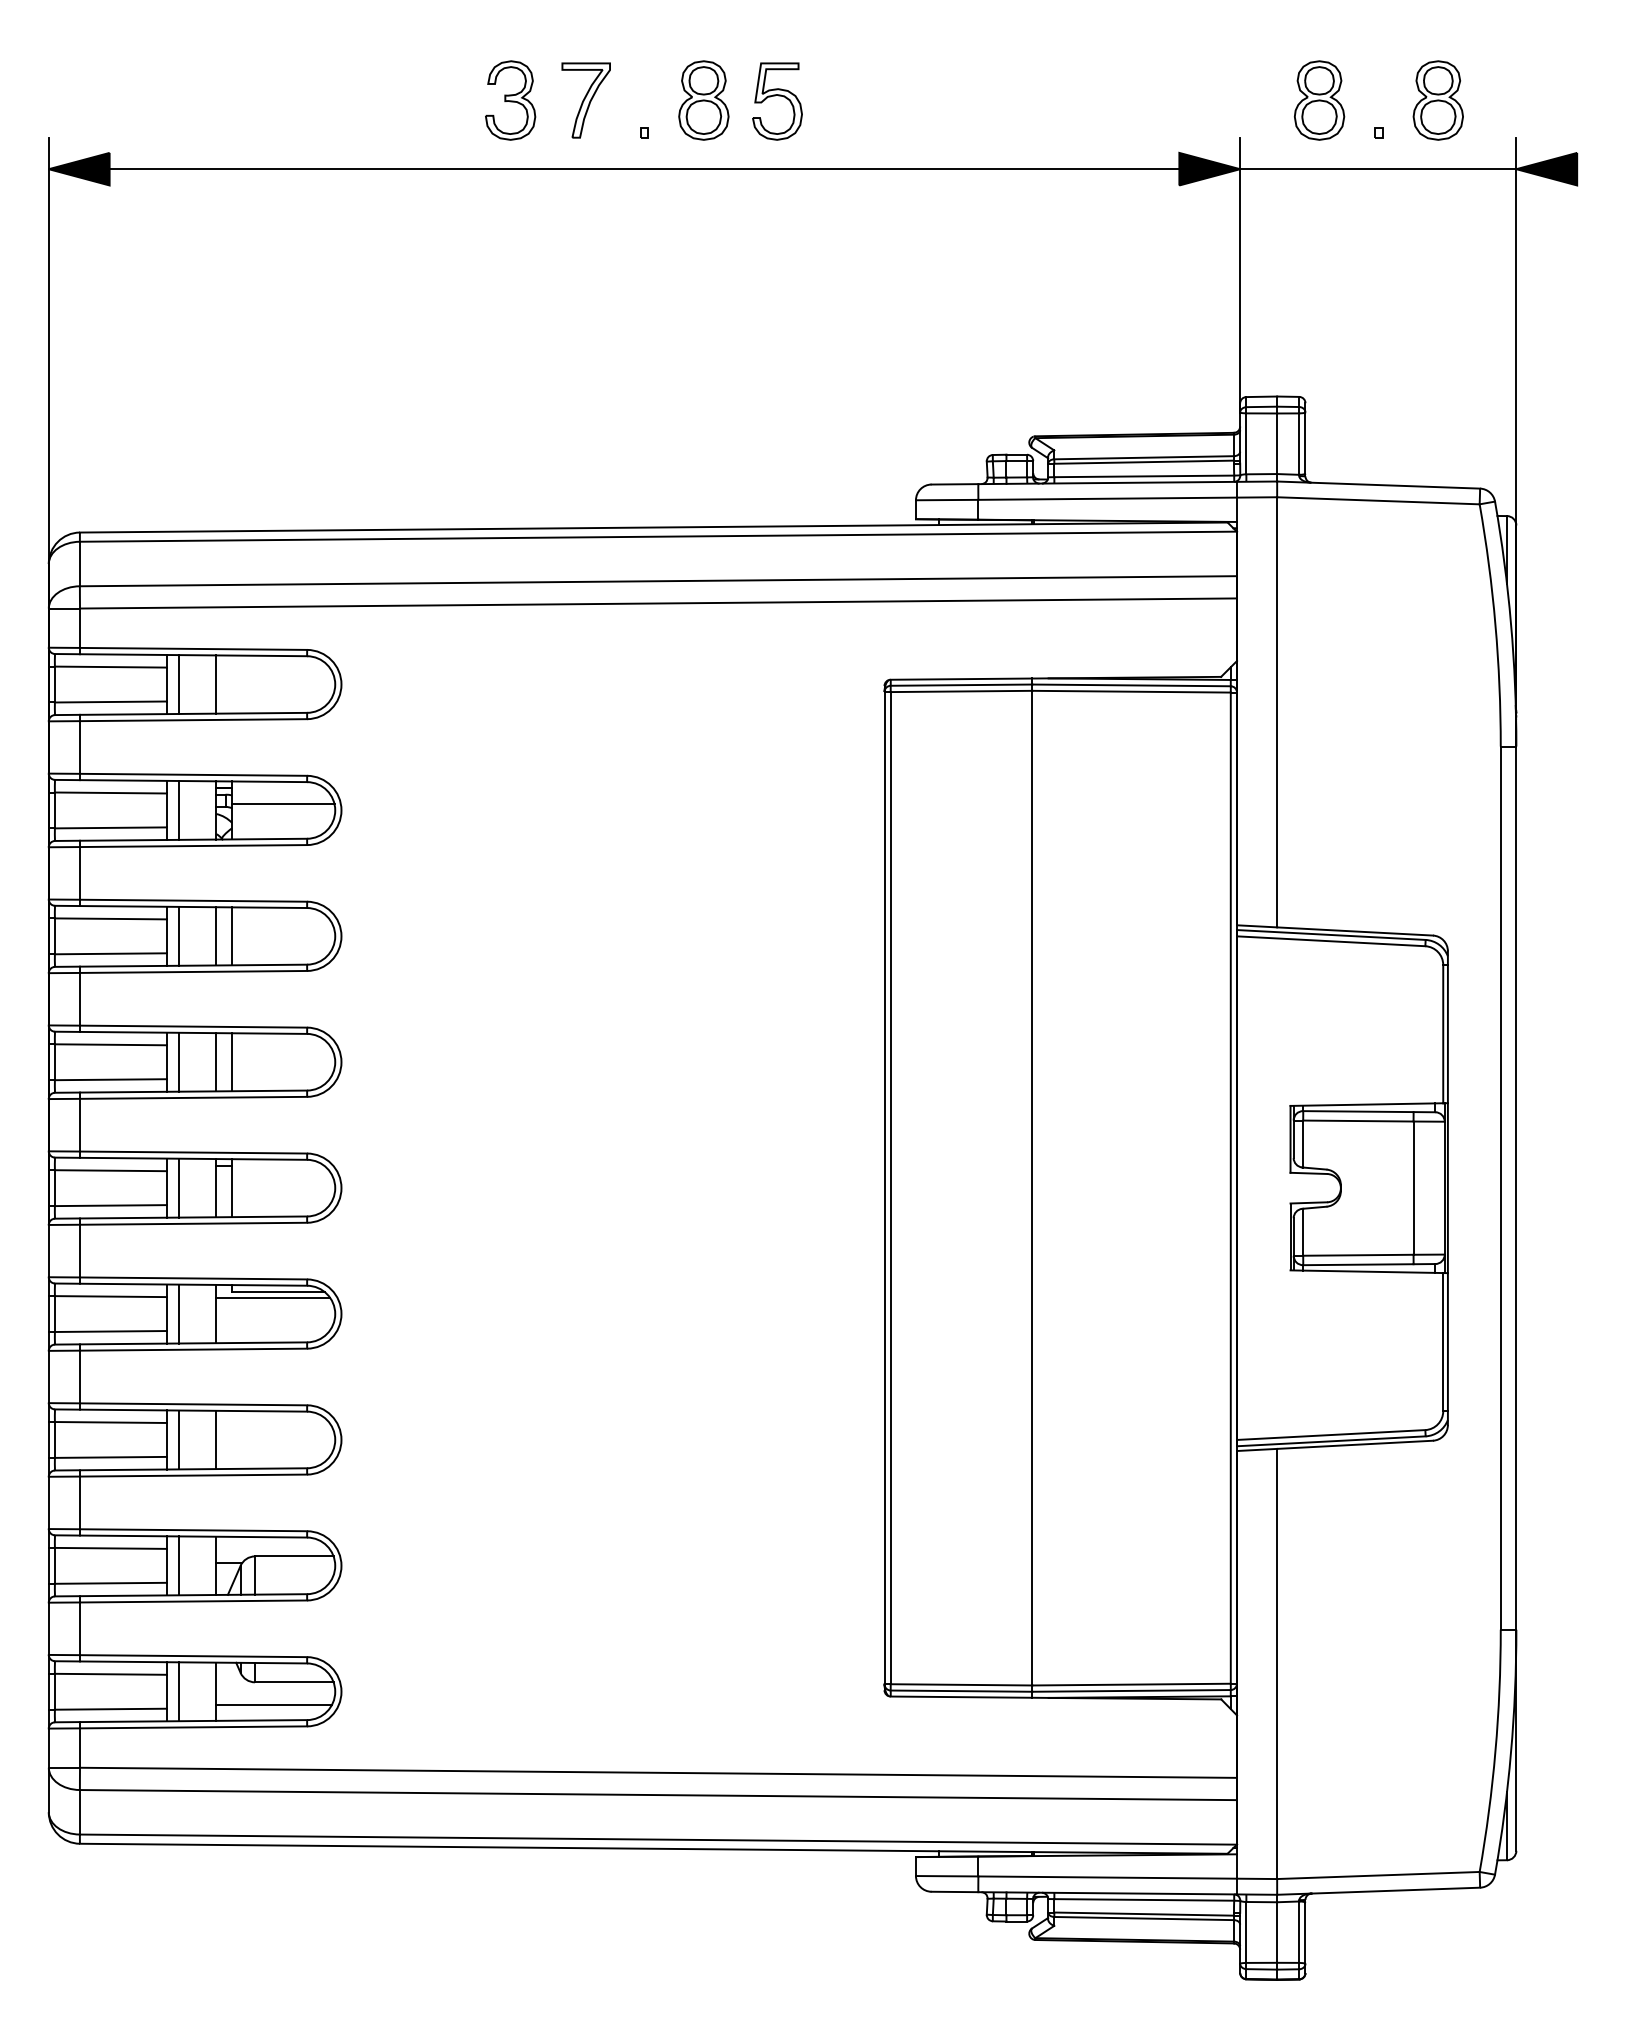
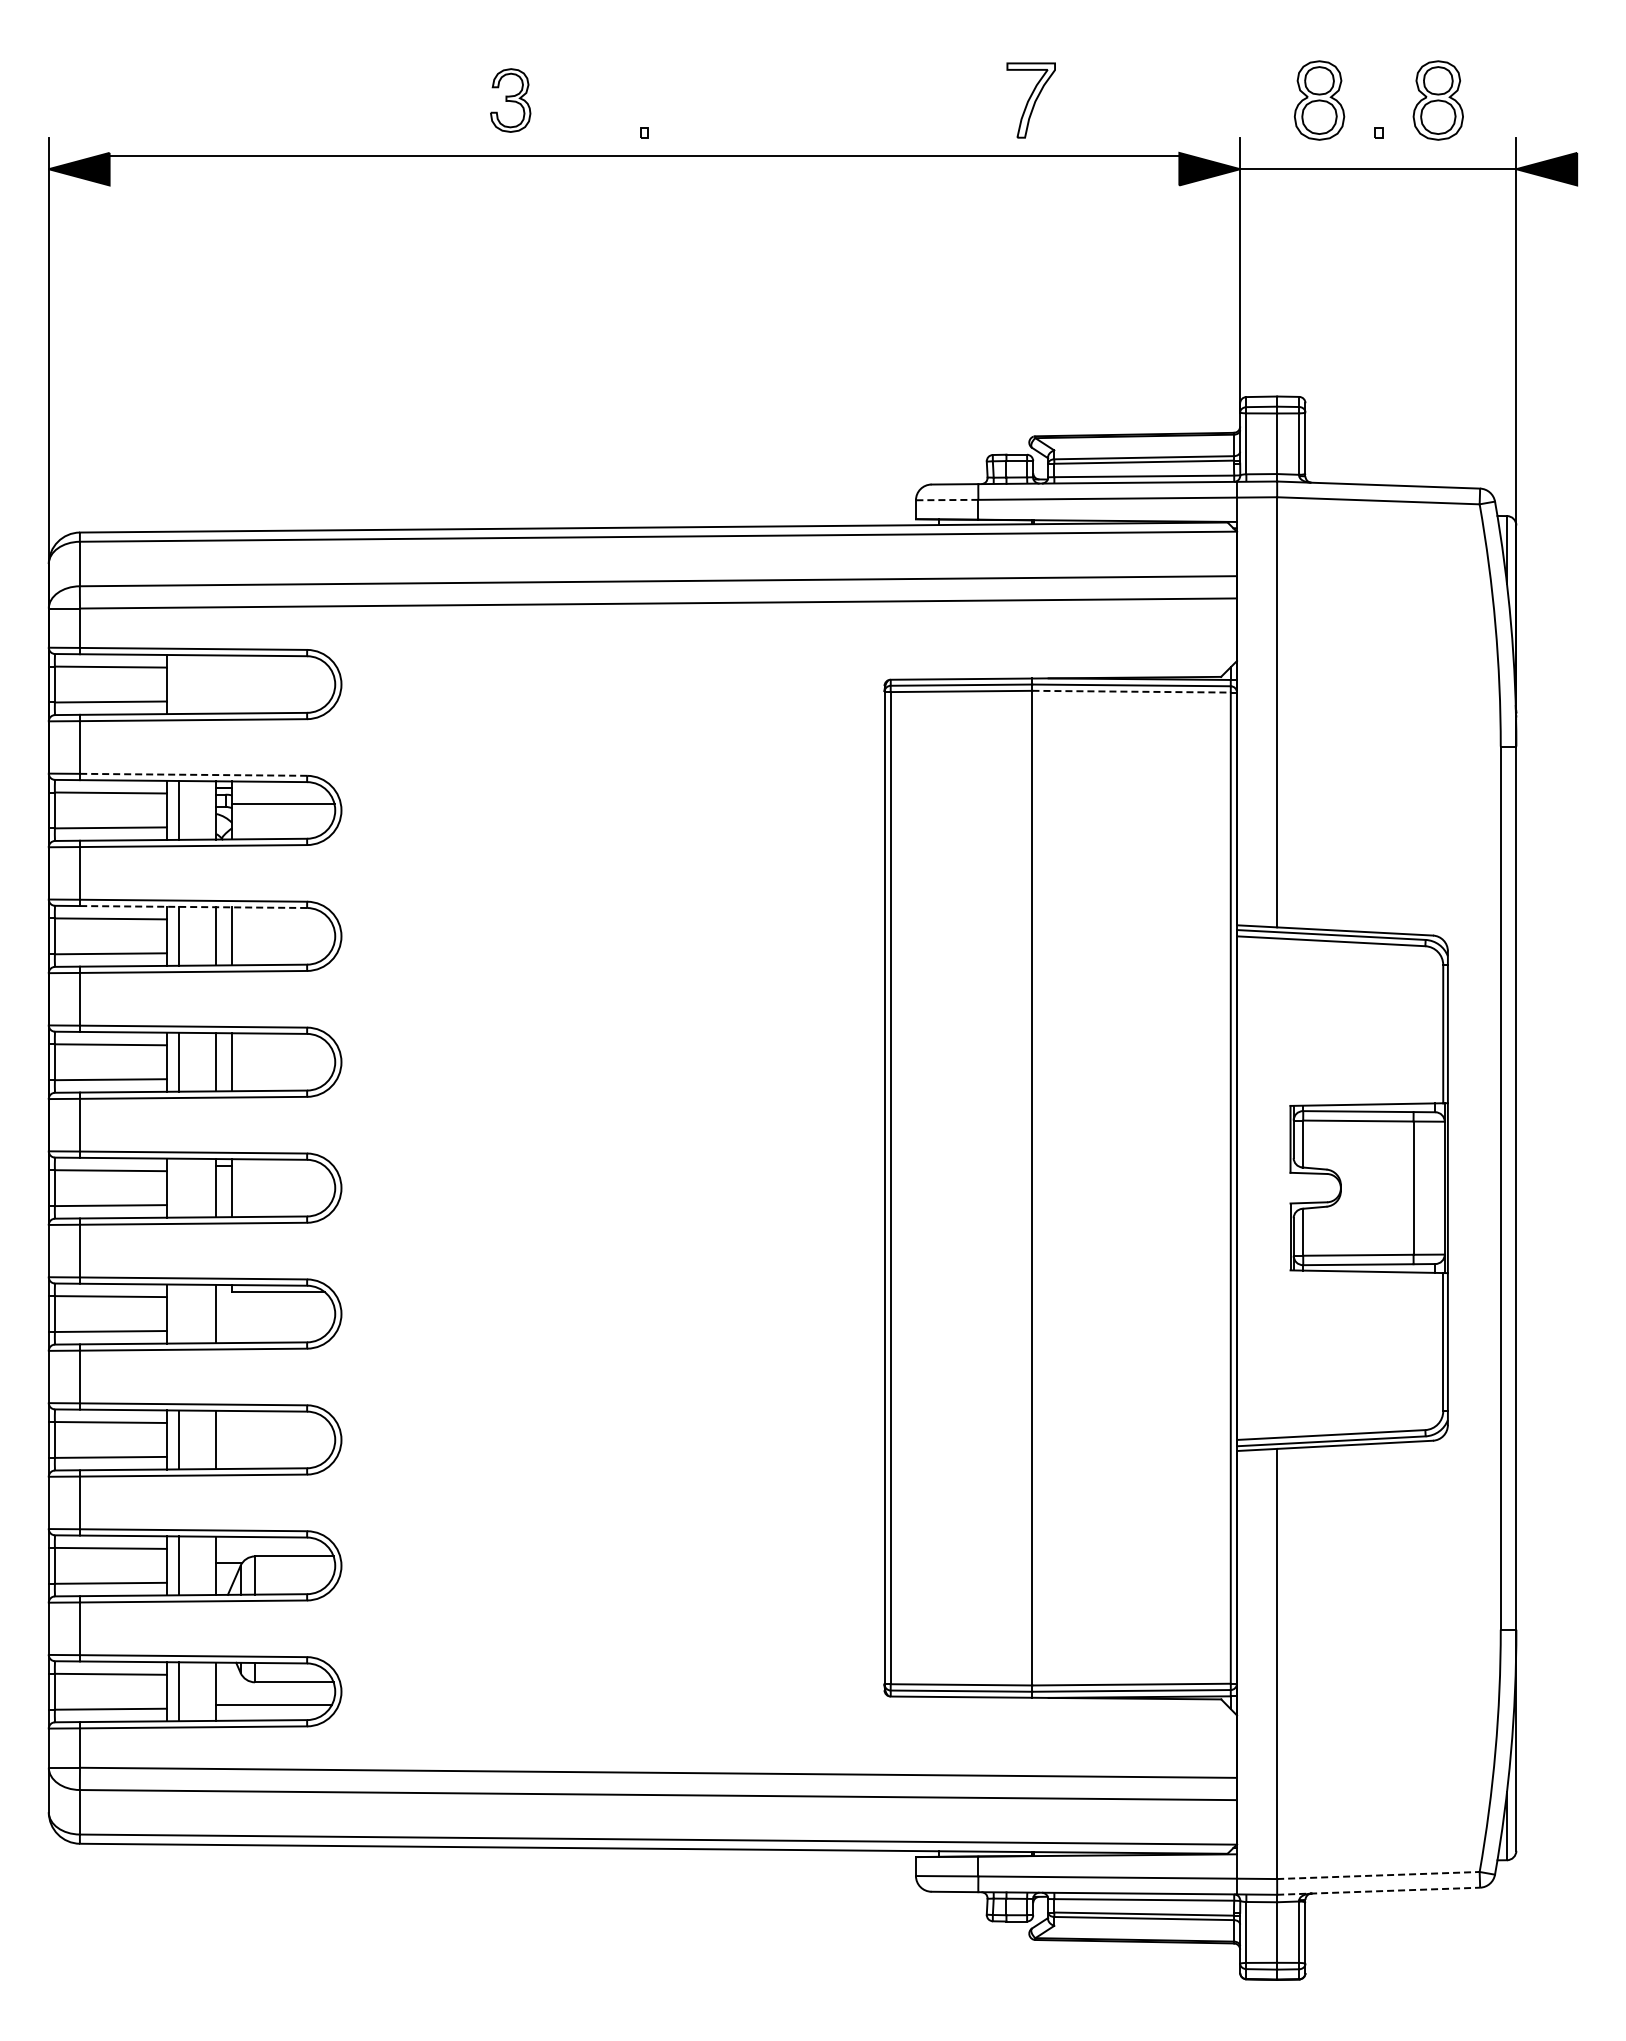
part size: 52x81 px -> 42x65 px (510, 100)
part position: (585, 100) -> (1030, 100) (1030, 100)
part: present -> none (703, 100)
part: present -> none (777, 101)
line position: (644, 169) -> (644, 156) (644, 156)
line: solid -> dashed (946, 500)
line: present -> none (178, 684)
line: present -> none (216, 684)
line: solid -> dashed (1132, 691)
line: solid -> dashed (193, 774)
line: solid -> dashed (193, 907)
line: present -> none (178, 1187)
line: present -> none (273, 1298)
line: present -> none (178, 1313)
line: solid -> dashed (1378, 1875)
line: solid -> dashed (1378, 1891)
